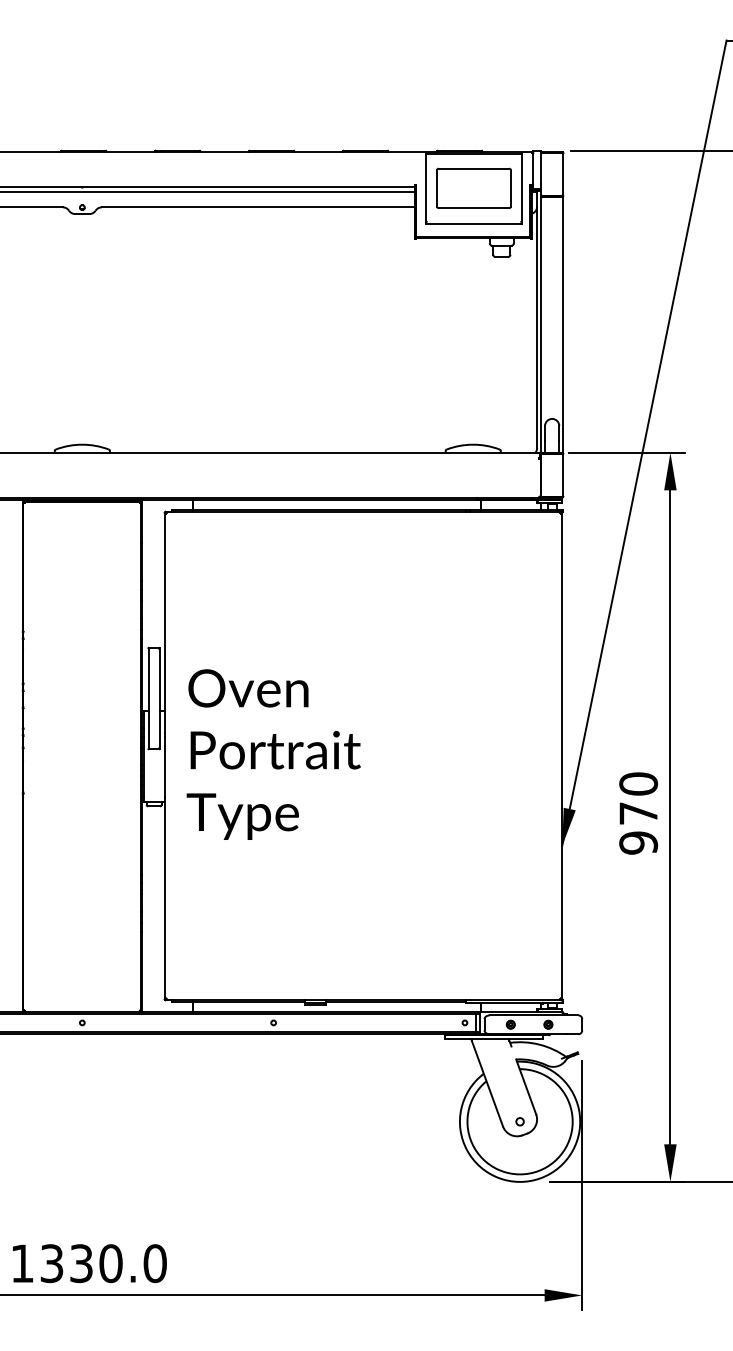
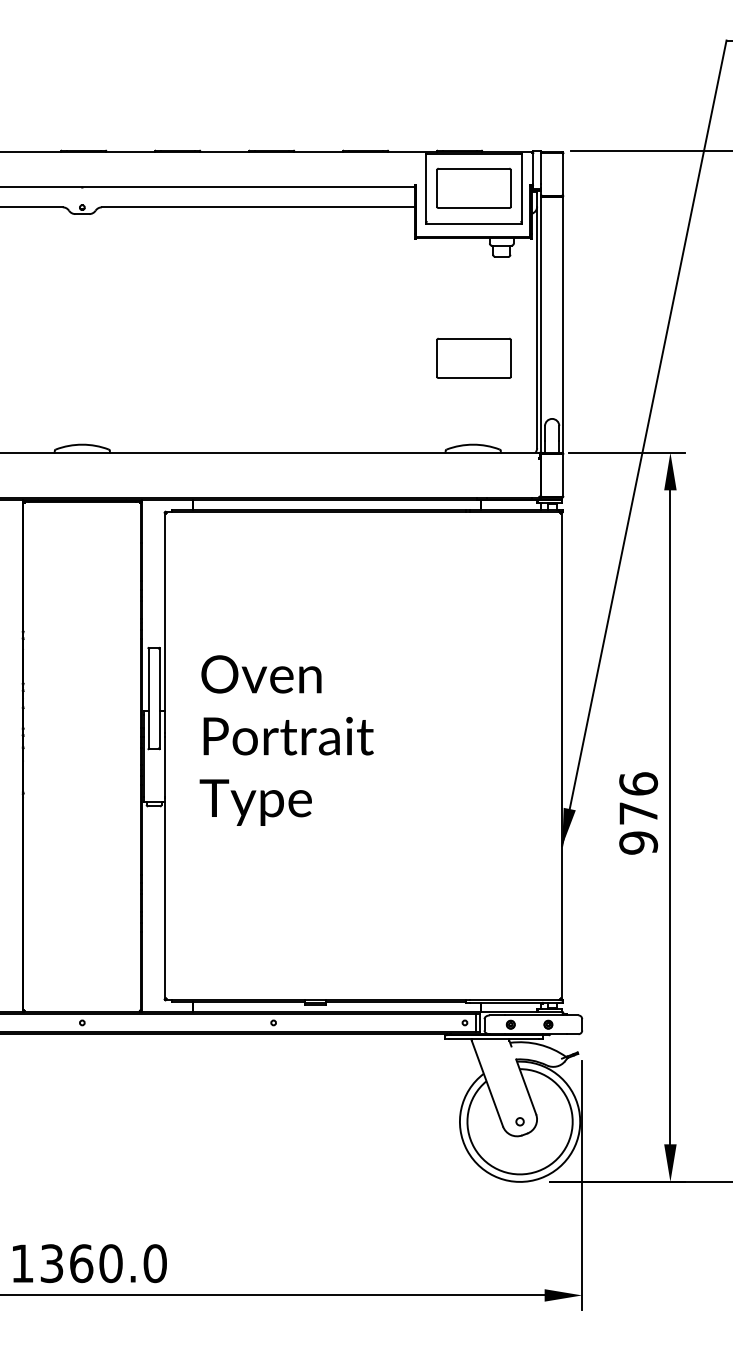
line: present -> none (208, 191)
part: none -> present (473, 357)
text position: (273, 754) -> (286, 740) (286, 740)
text: 970 -> 976 (638, 783)
text: 1330.0 -> 1360.0 (81, 1263)
